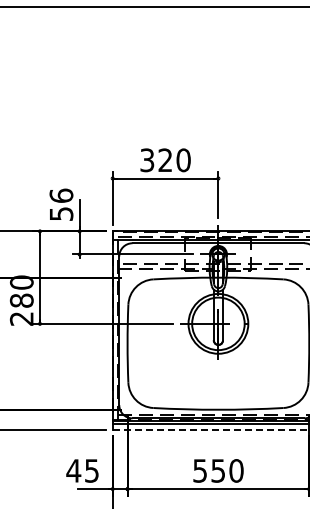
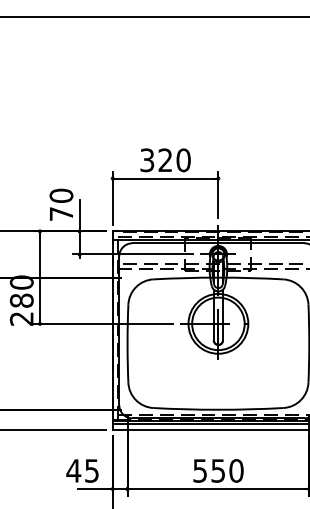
line position: (154, 7) -> (154, 17) (154, 17)
text: 56 -> 70 (61, 204)
line: dashed -> solid (211, 429)
